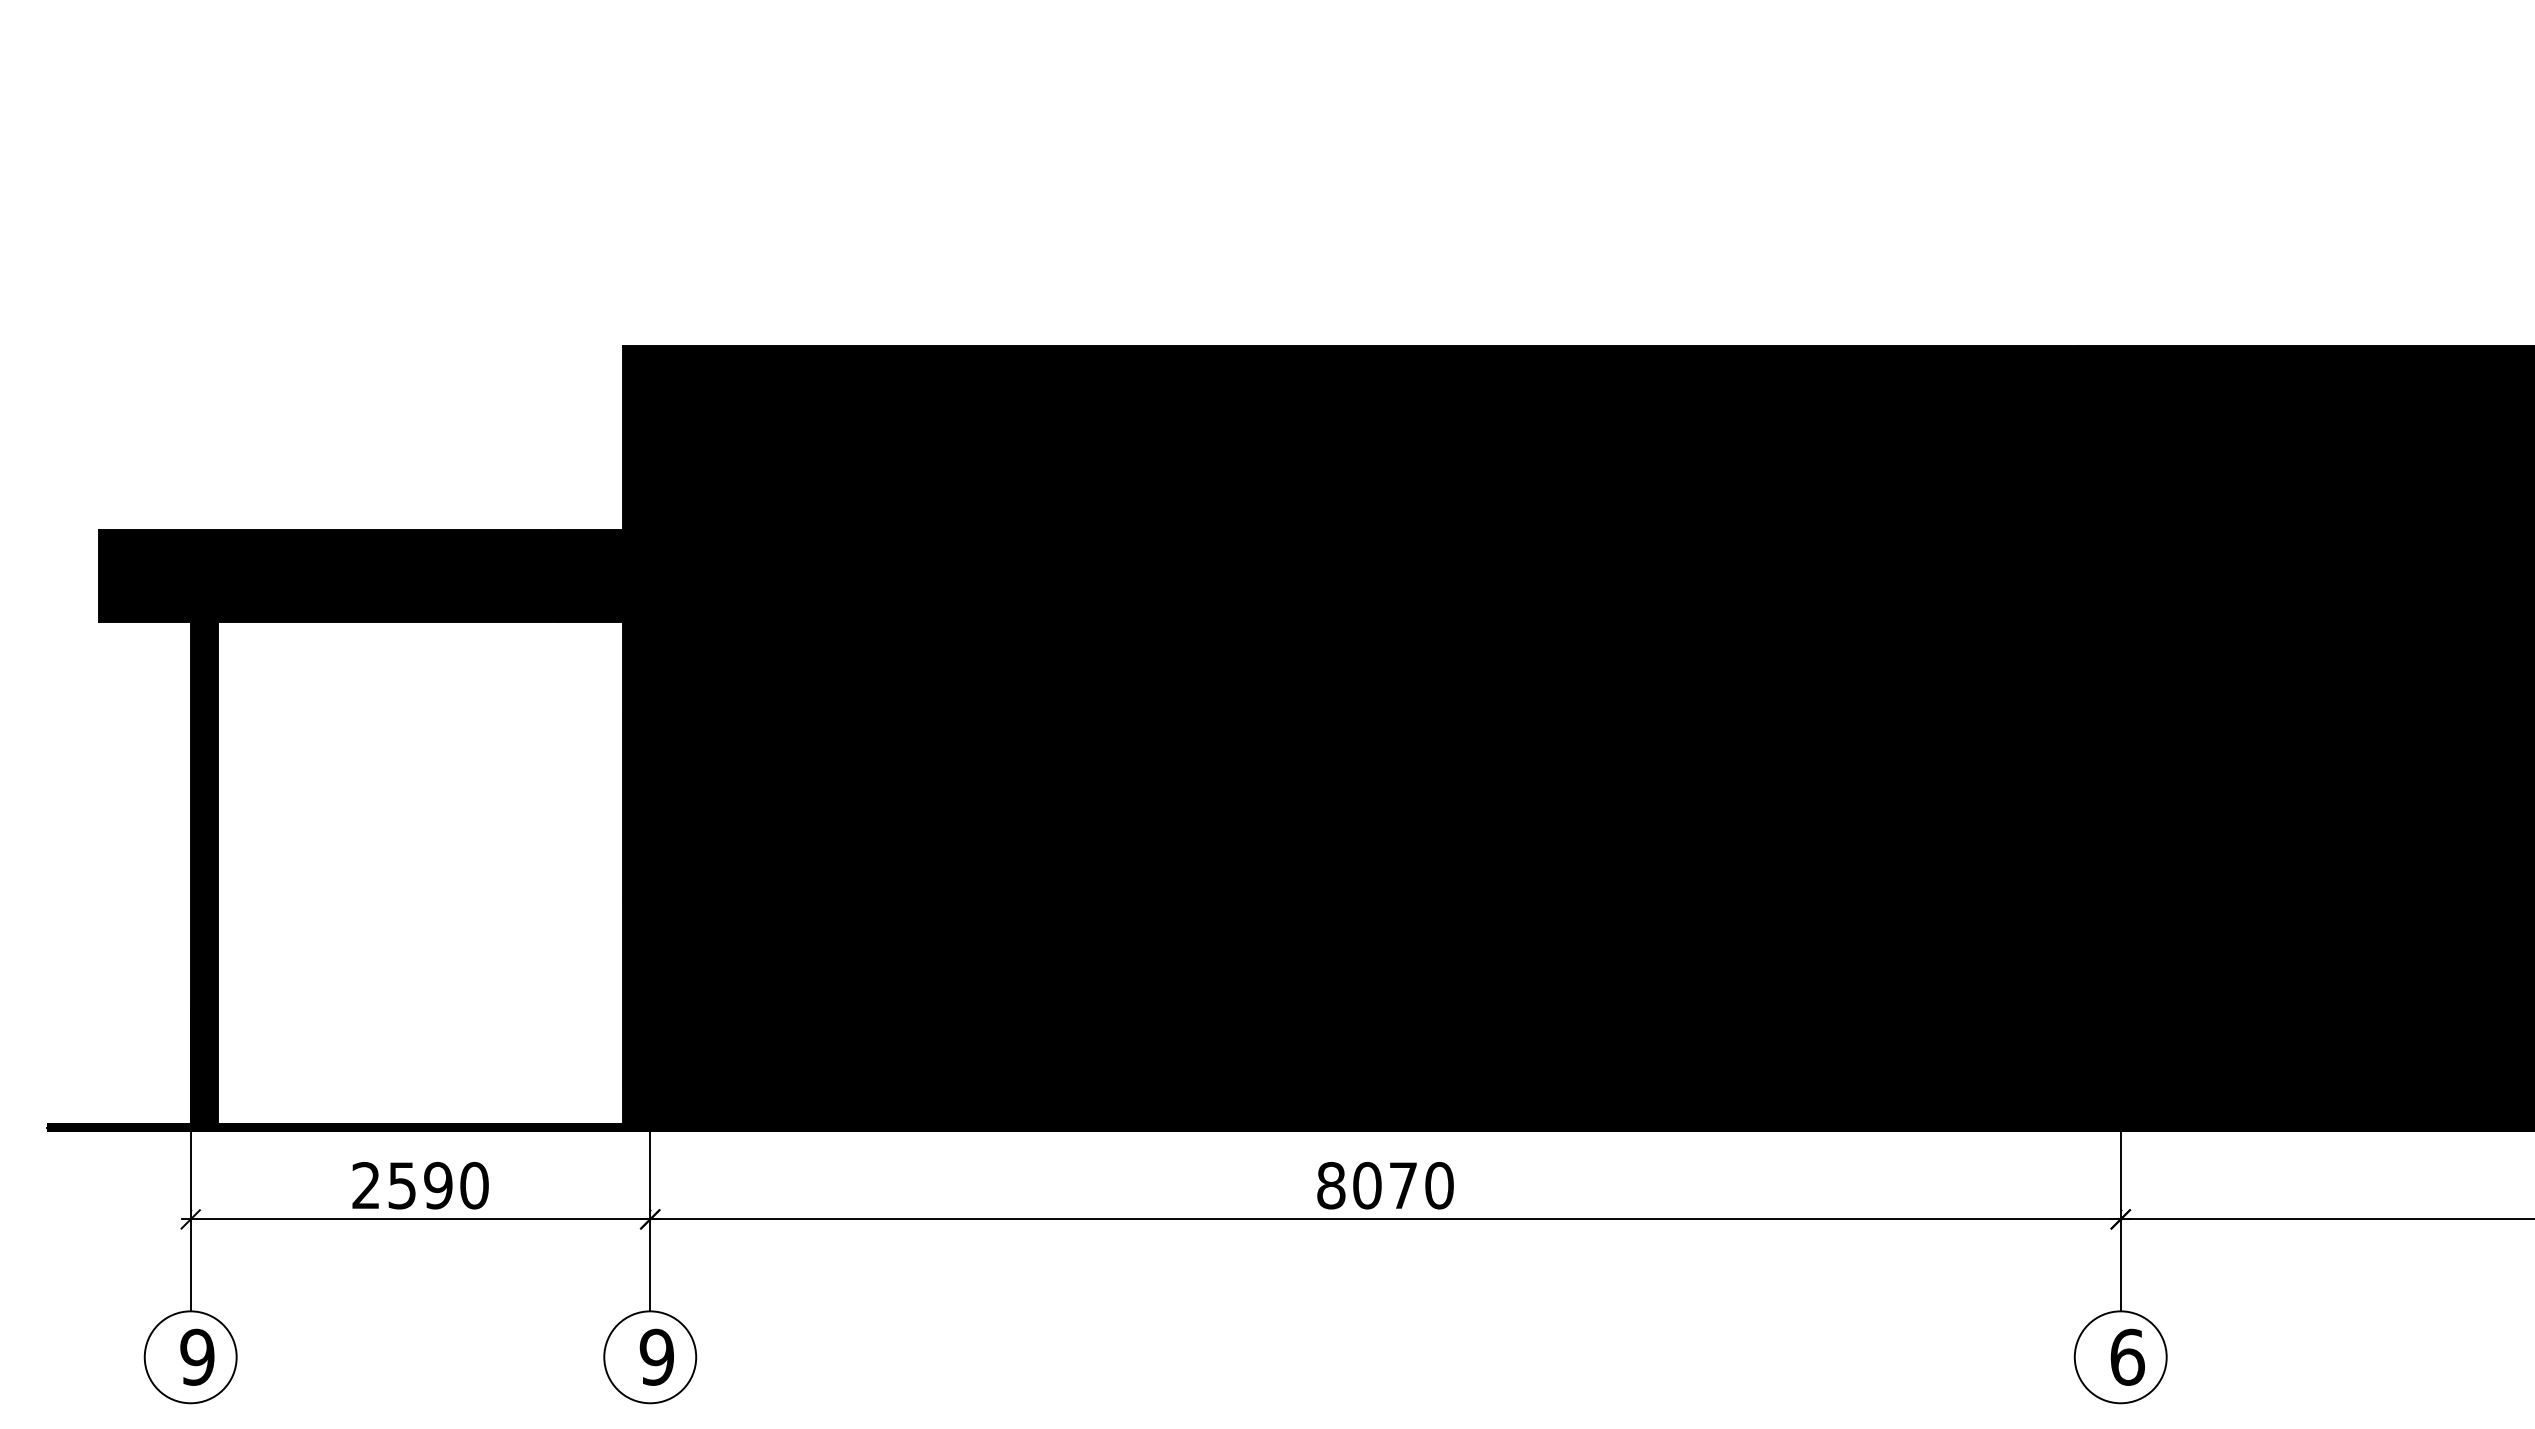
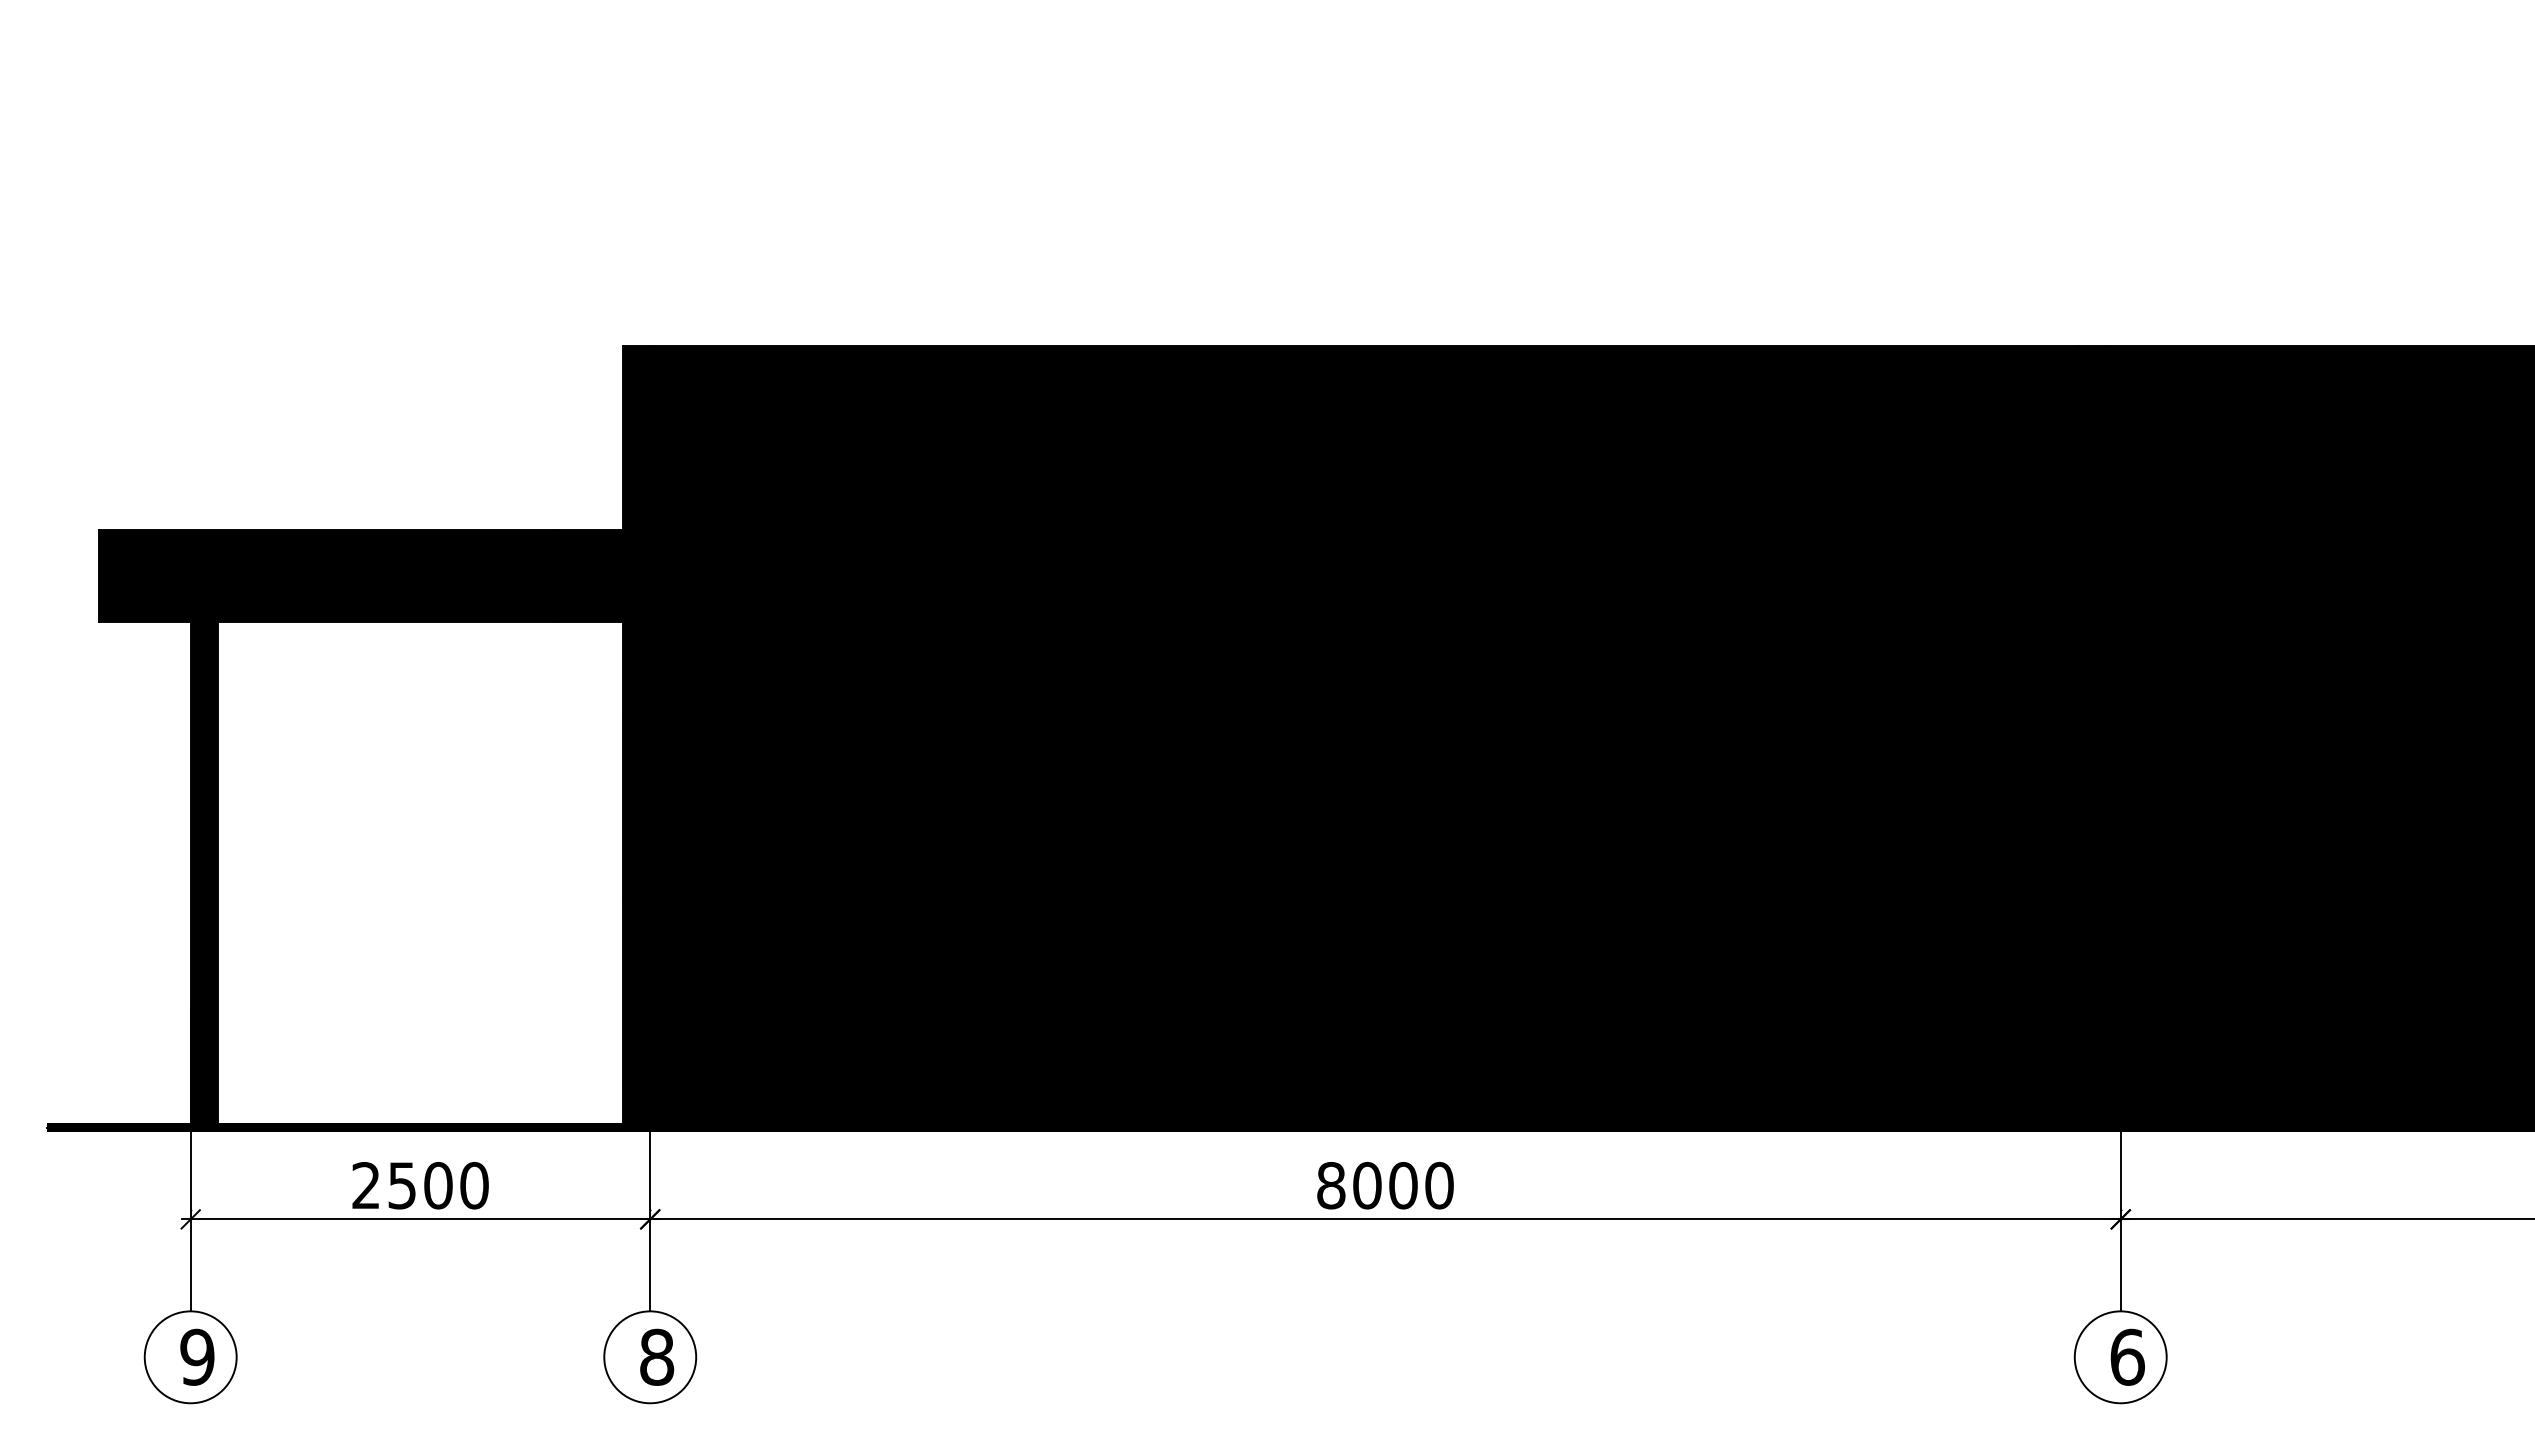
text: 2590 -> 2500 (438, 1185)
text: 8070 -> 8000 (1403, 1185)
text: 9 -> 8 (656, 1356)
